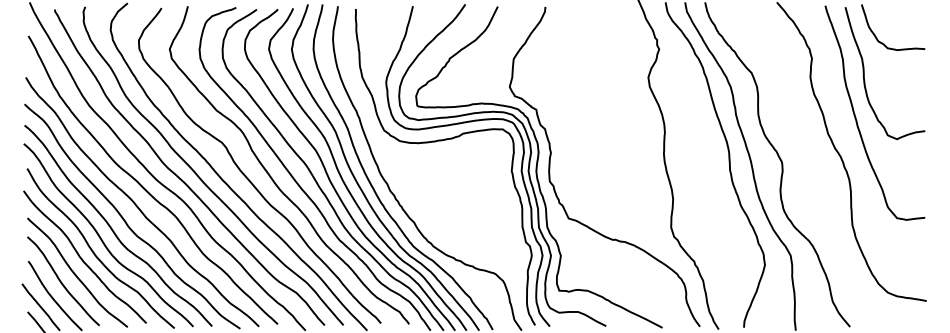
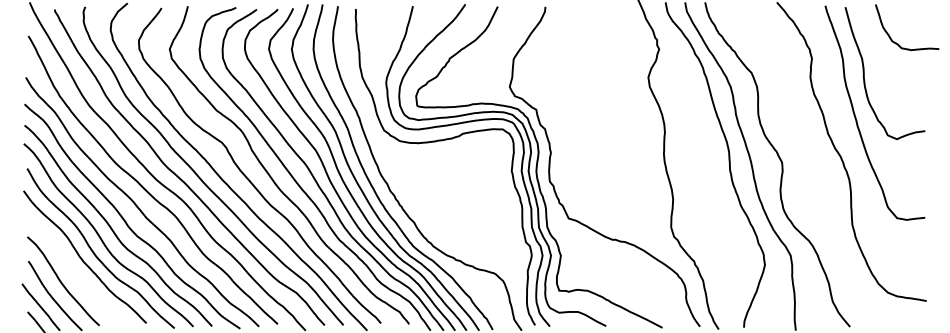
curve position: (884, 43) -> (898, 43) (898, 43)
curve: present -> none (75, 273)
